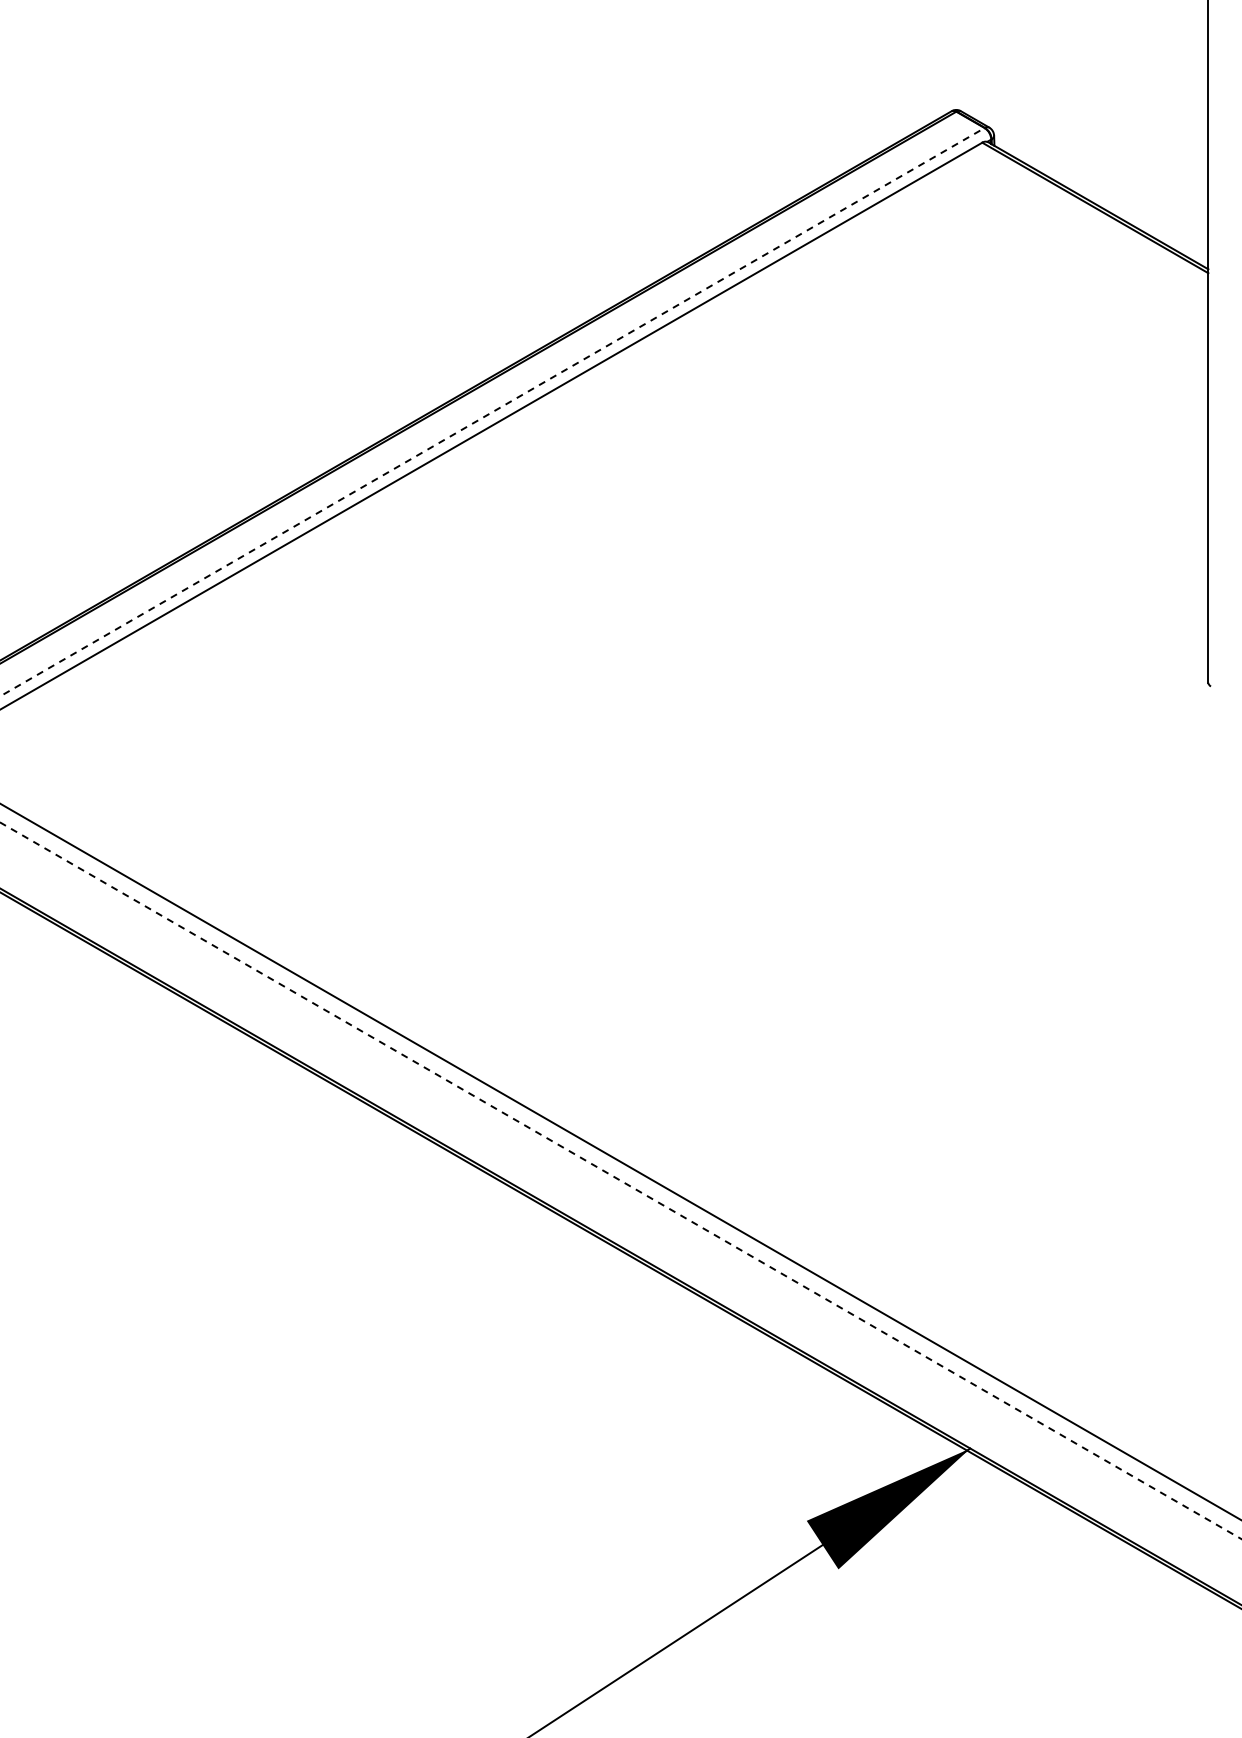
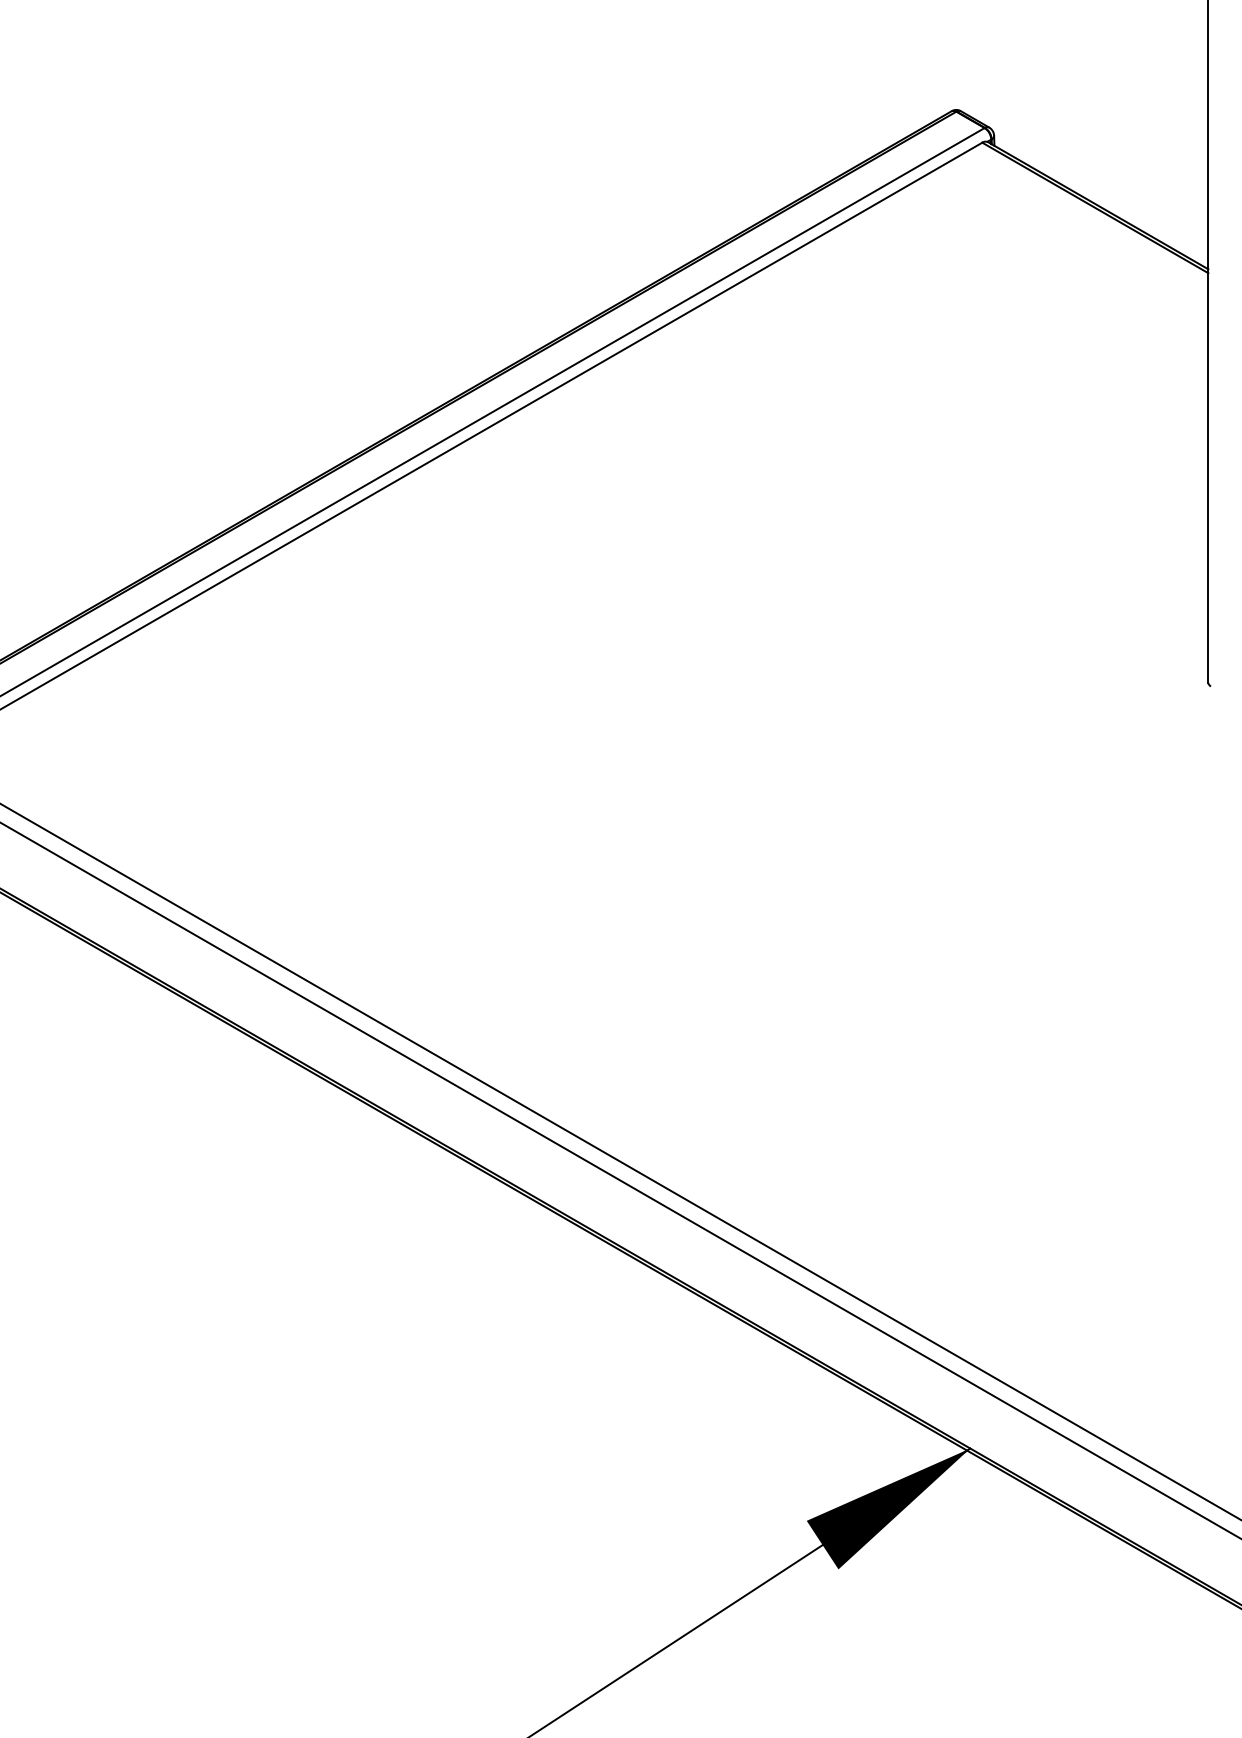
line: dashed -> solid (492, 411)
line: dashed -> solid (621, 1181)
